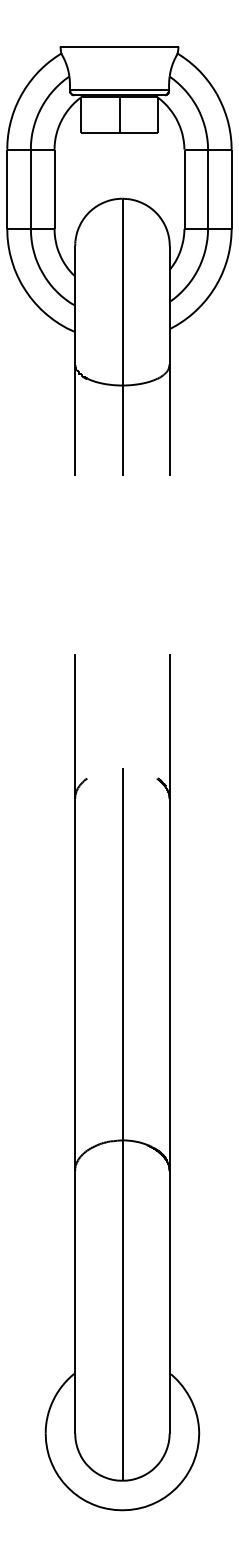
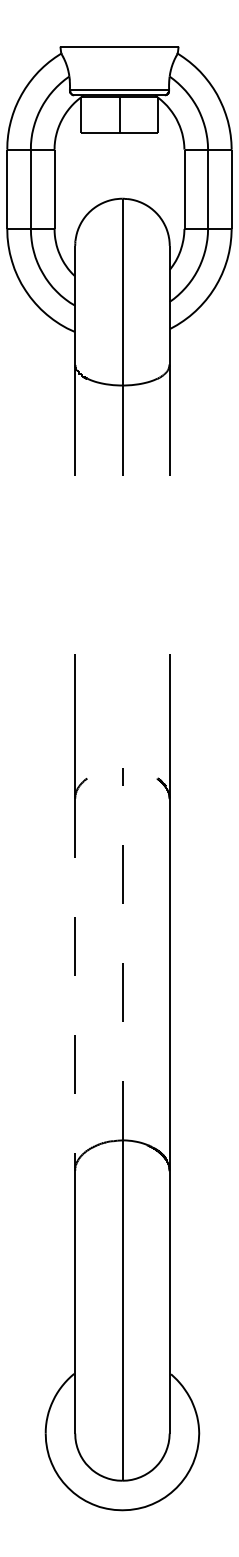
line: solid -> dashed (122, 953)
line: solid -> dashed (75, 985)
